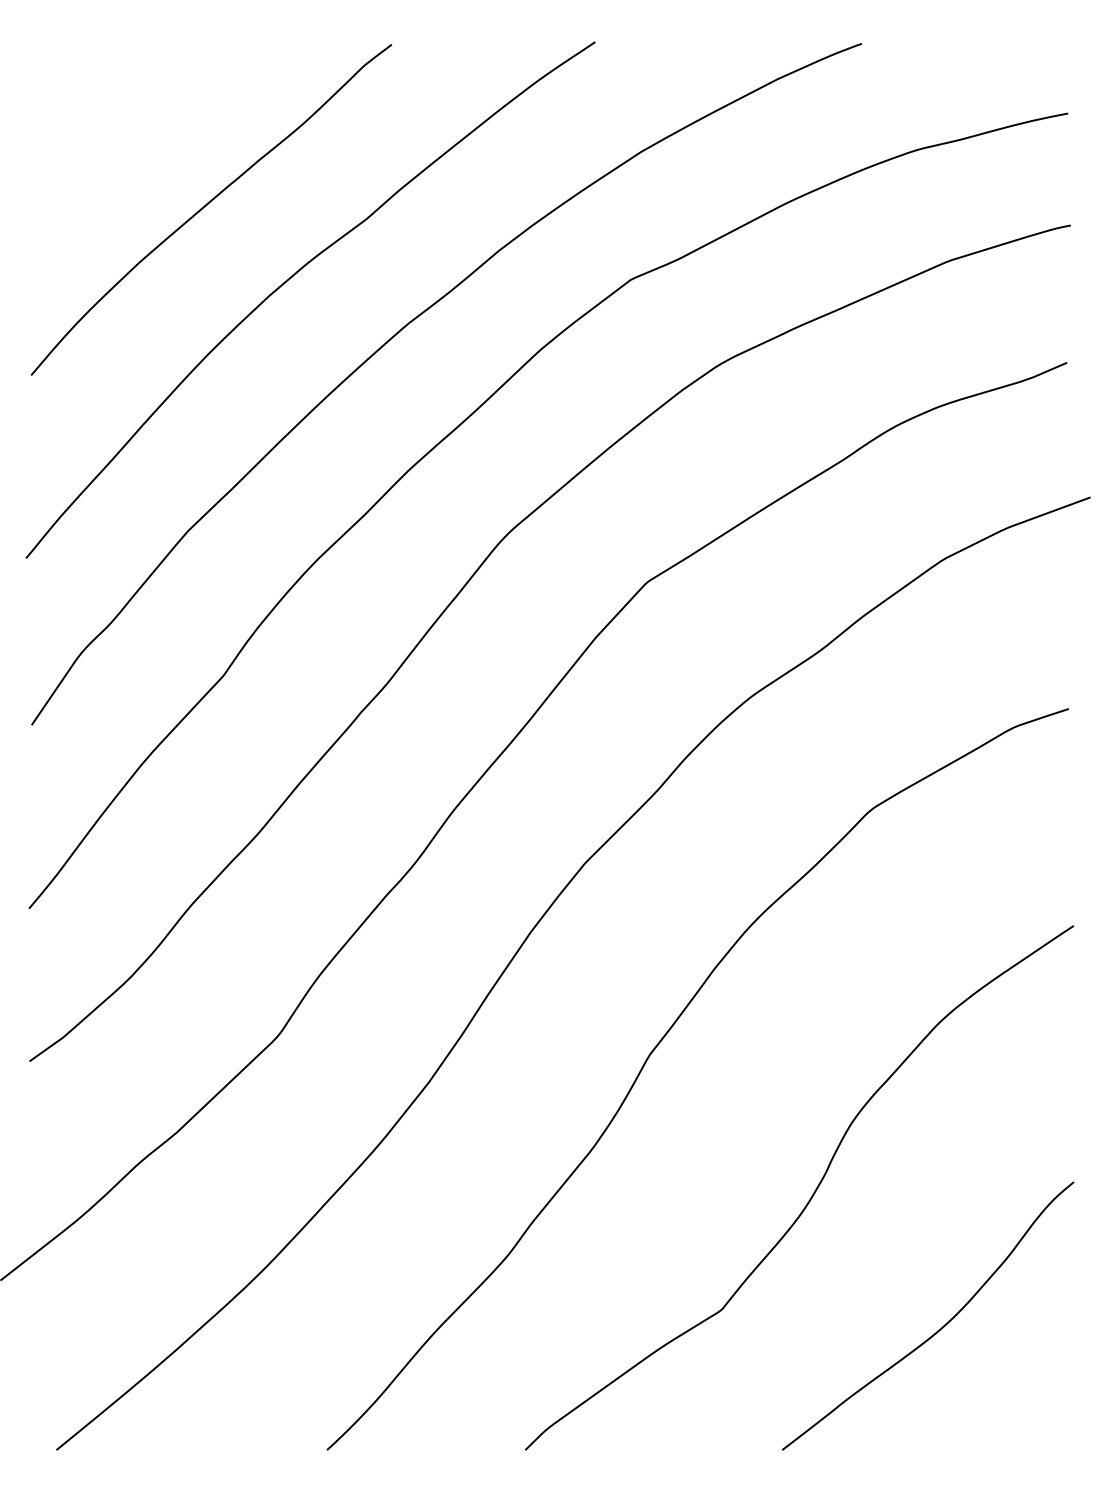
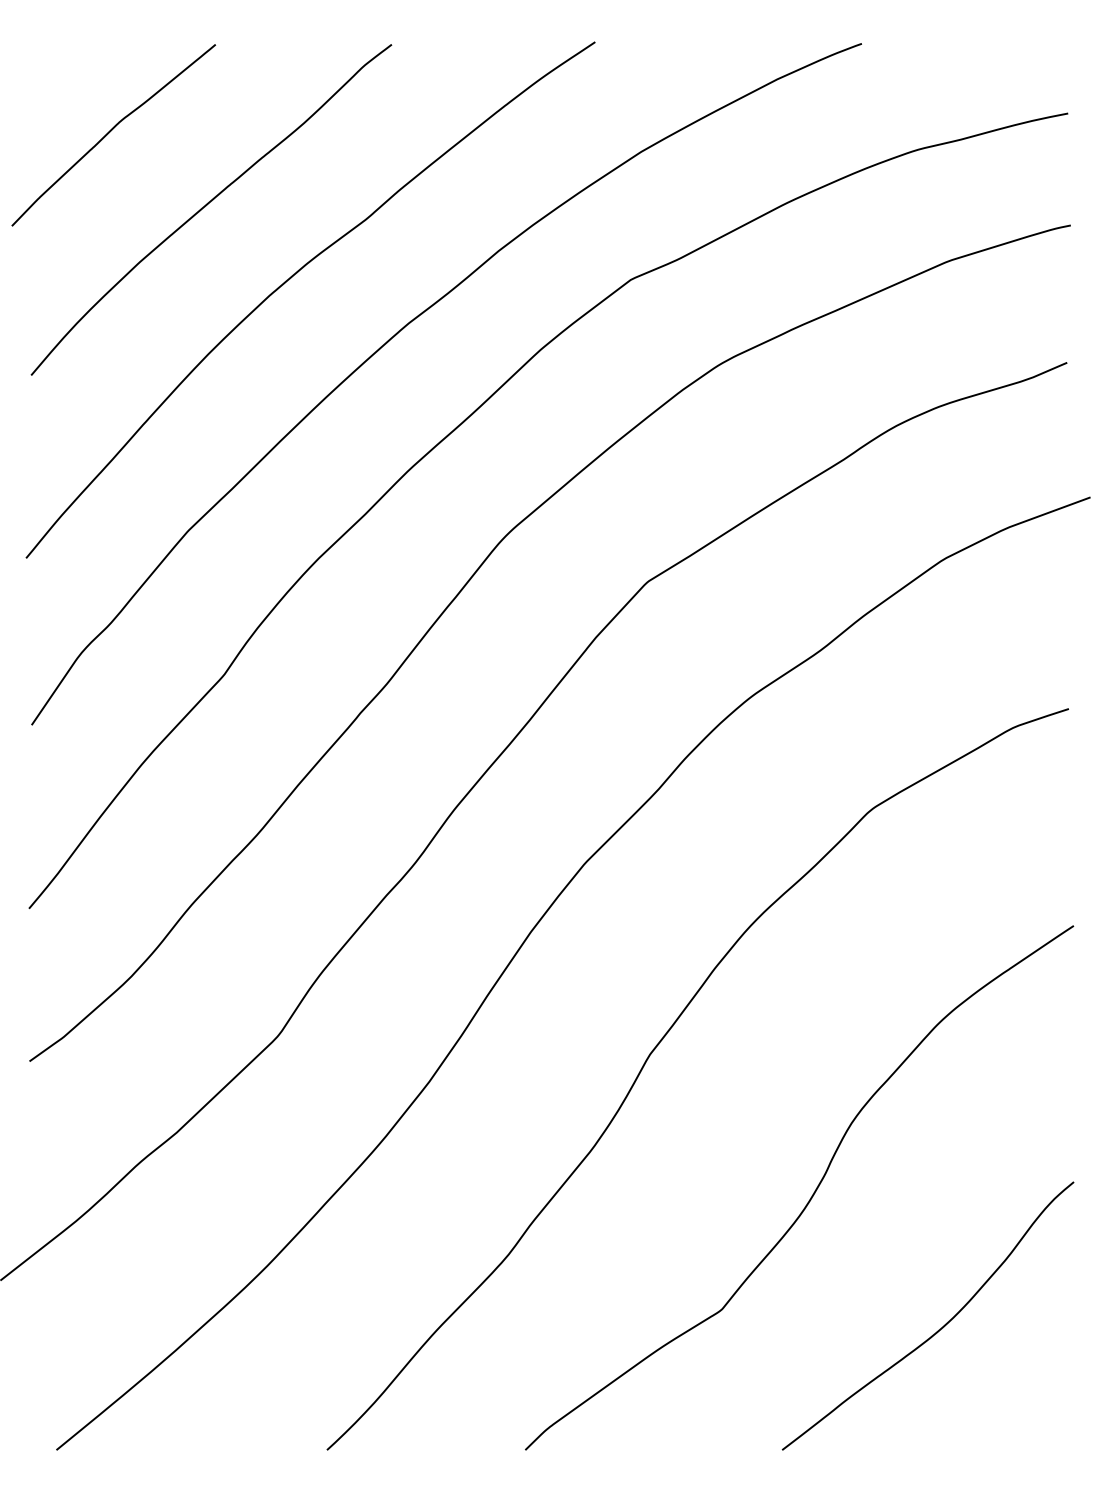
curve: none -> present (110, 132)
